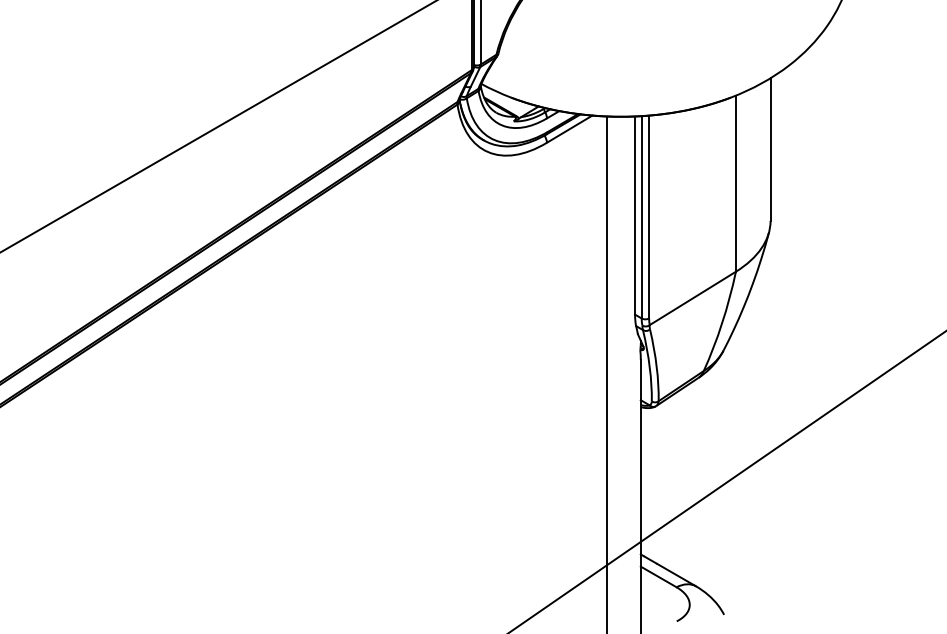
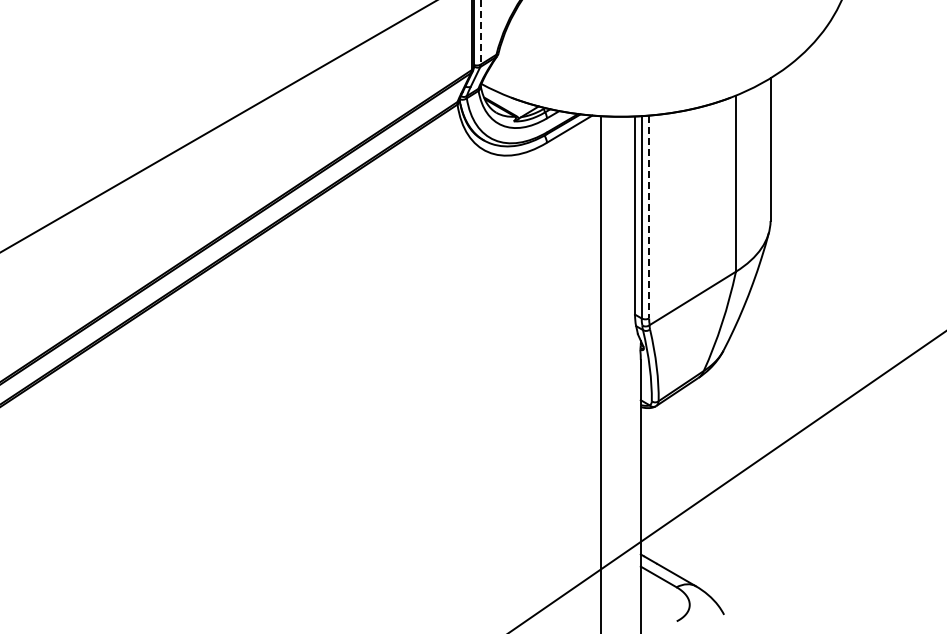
line: solid -> dashed (480, 32)
line: solid -> dashed (649, 217)
line position: (606, 373) -> (600, 373) (600, 373)
